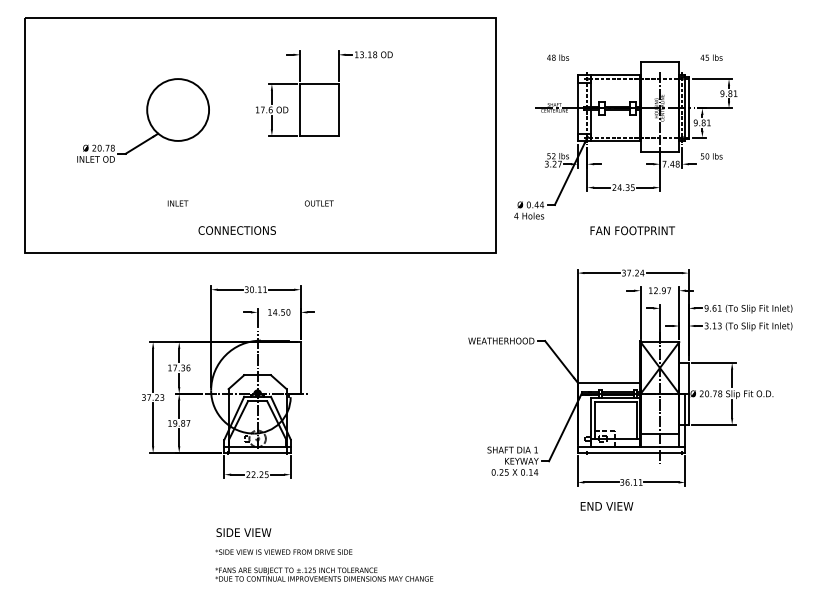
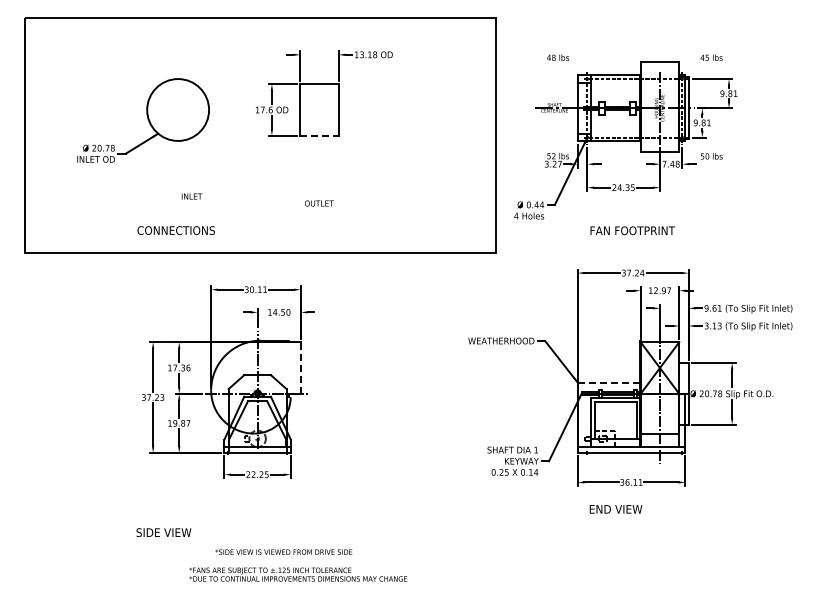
line: solid -> dashed (320, 135)
text position: (177, 203) -> (191, 196) (191, 196)
text position: (236, 230) -> (175, 230) (175, 230)
line: solid -> dashed (300, 368)
line: solid -> dashed (609, 382)
text position: (606, 506) -> (615, 509) (615, 509)
text position: (243, 532) -> (163, 532) (163, 532)
text position: (324, 574) -> (298, 574) (298, 574)
